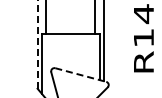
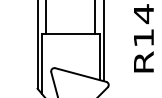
line: dashed -> solid (37, 44)
line: dashed -> solid (81, 75)
